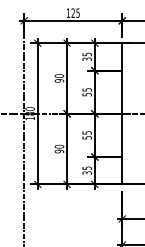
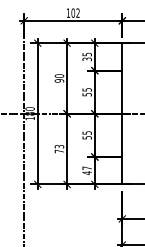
text: 125 -> 102 (75, 12)
text: 90 -> 73 (59, 148)
text: 35 -> 47 (86, 170)
